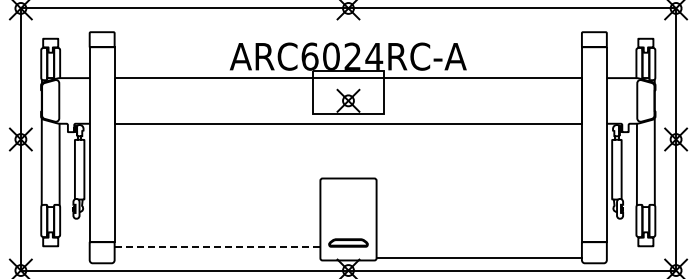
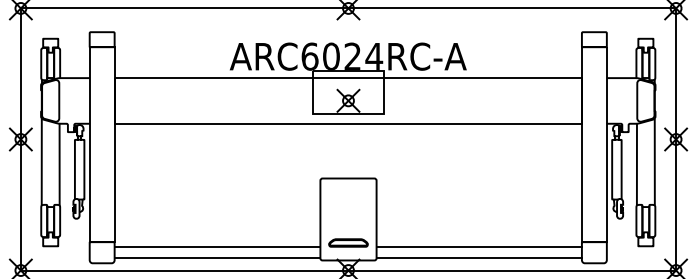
line: dashed -> solid (217, 246)
line: none -> present (478, 246)
line: none -> present (217, 257)
